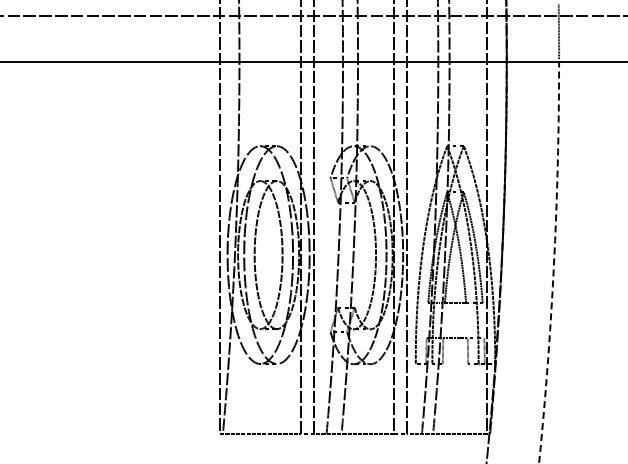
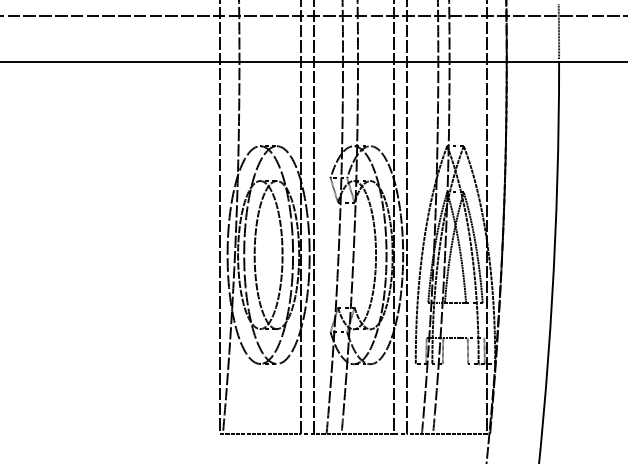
arc: dashed -> solid (553, 263)
